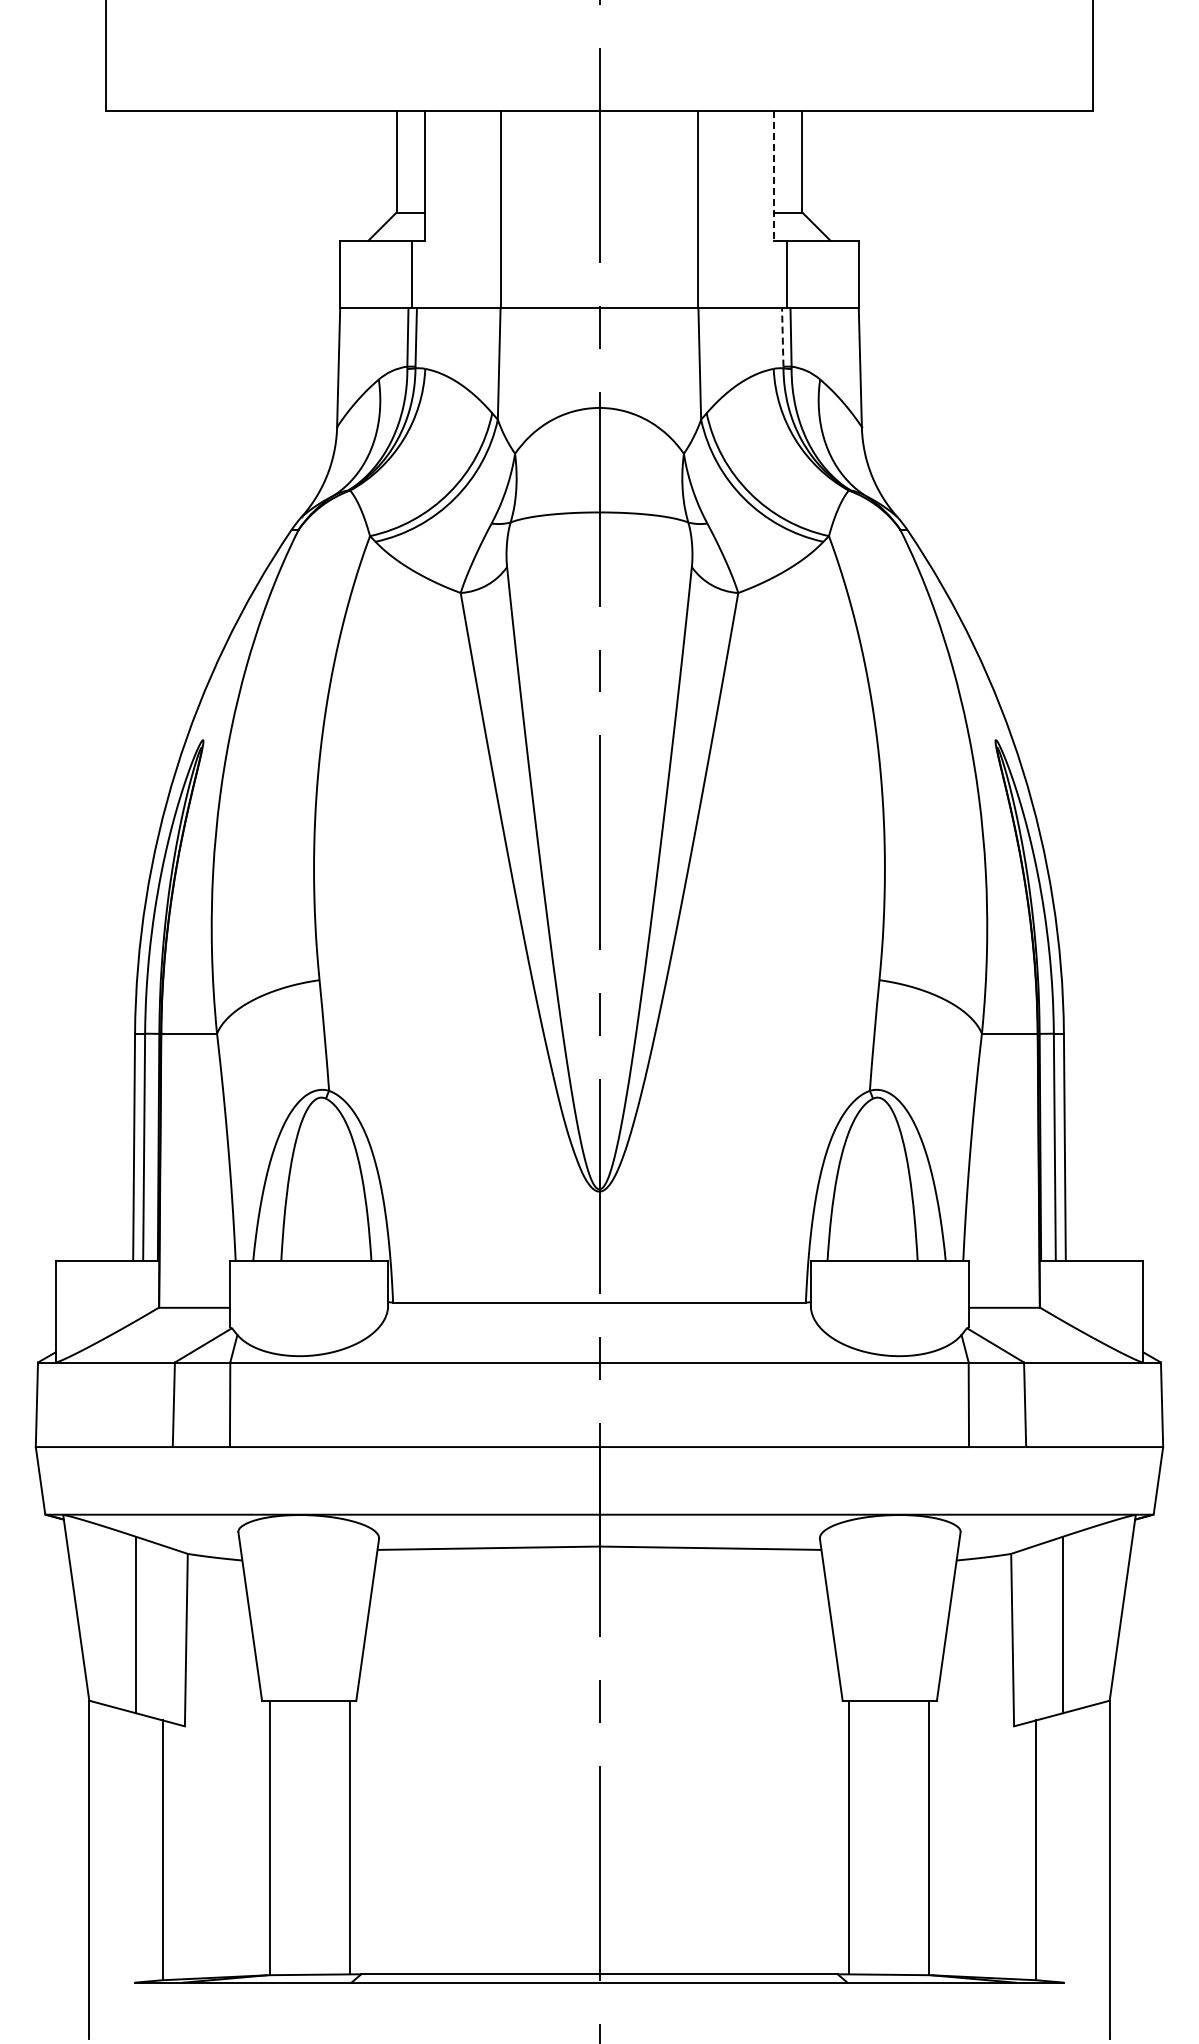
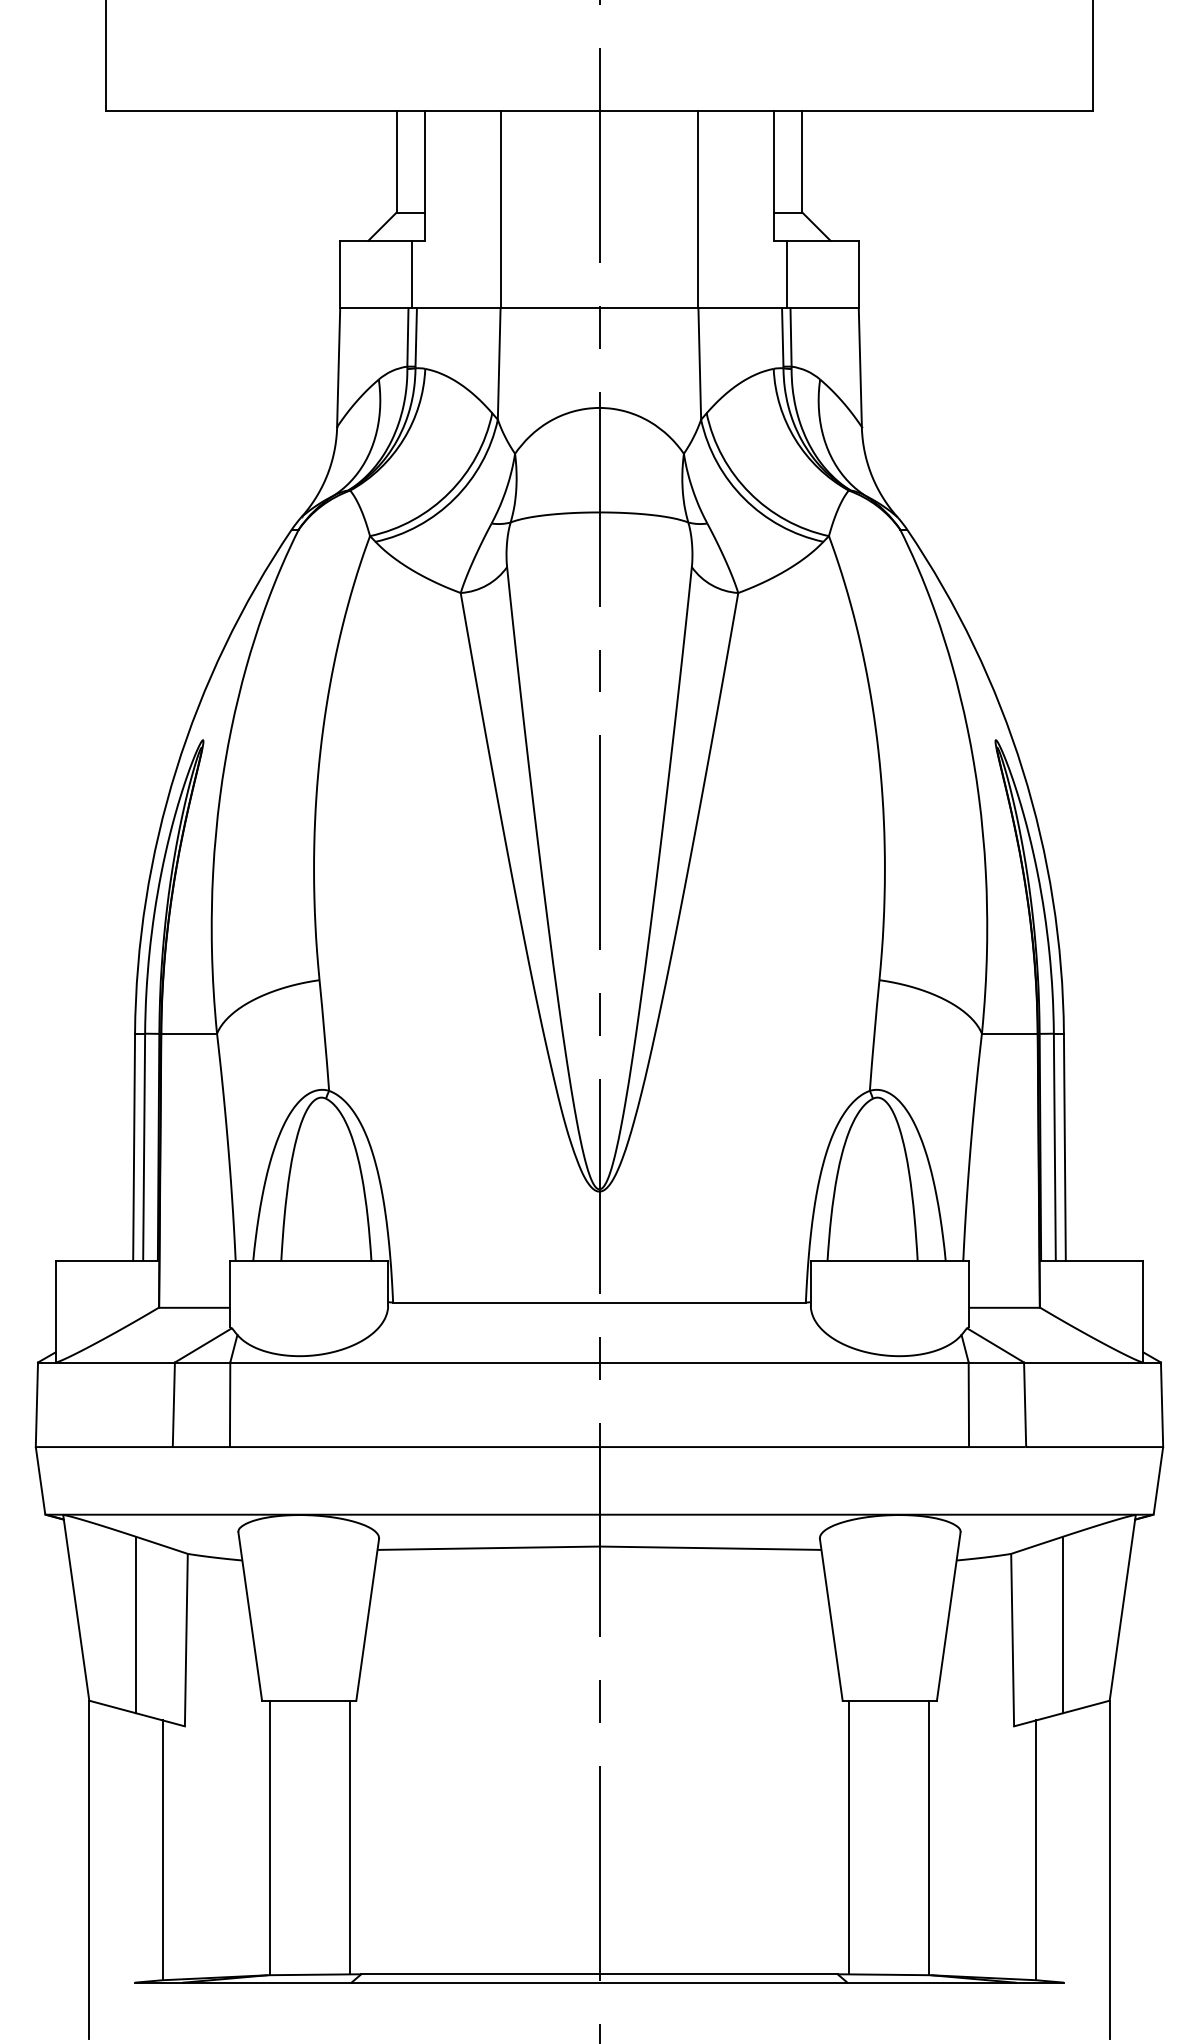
line: dashed -> solid (774, 175)
line: dashed -> solid (782, 337)
